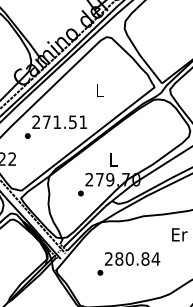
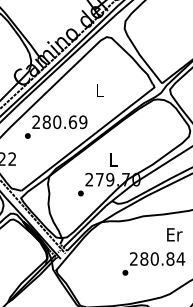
text: 271.51 -> 280.69 (64, 122)
text position: (179, 234) -> (174, 234) (174, 234)
text position: (128, 263) -> (153, 263) (153, 263)
